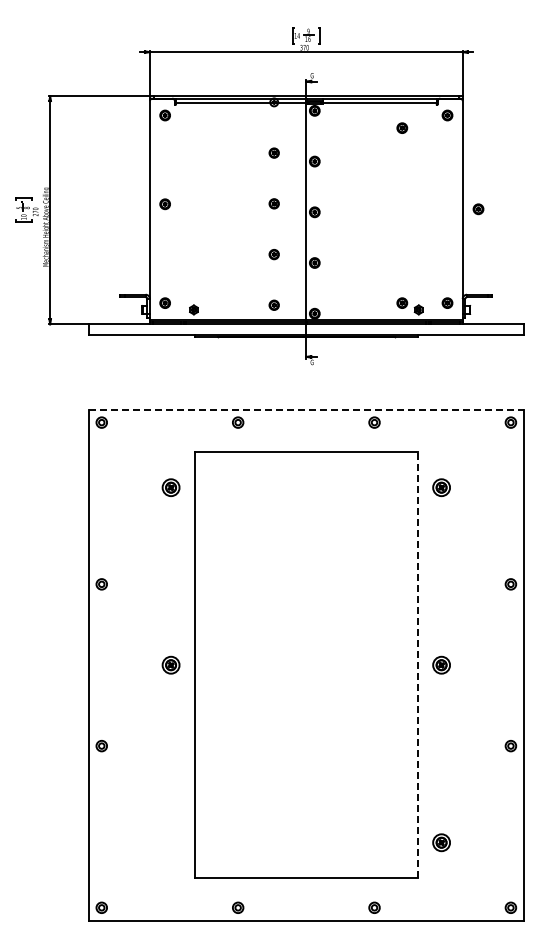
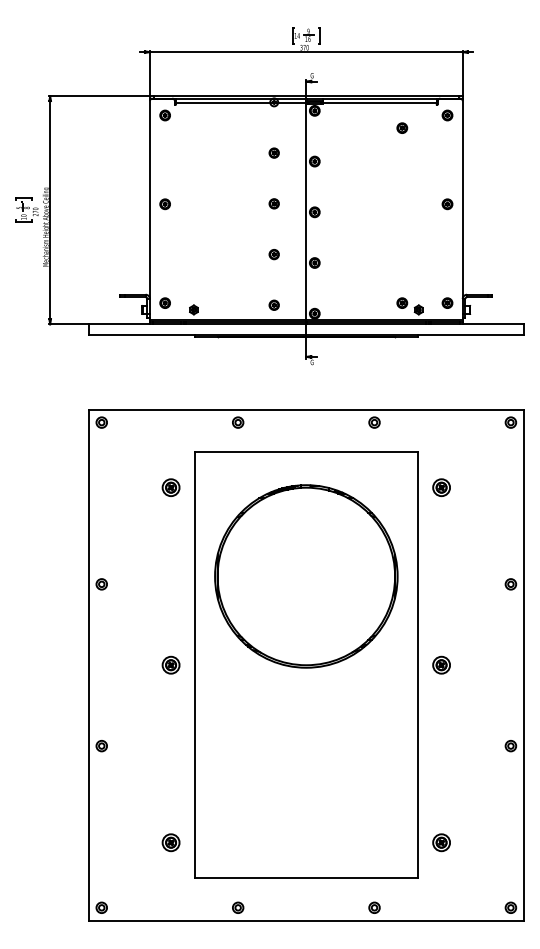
part position: (478, 209) -> (447, 204) (447, 204)
line: dashed -> solid (306, 409)
part: none -> present (306, 576)
line: dashed -> solid (417, 664)
part: none -> present (170, 842)
